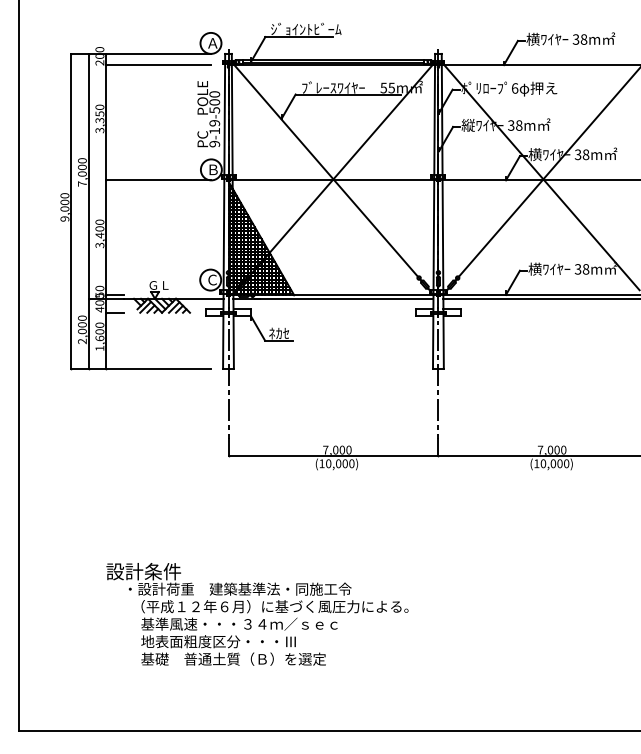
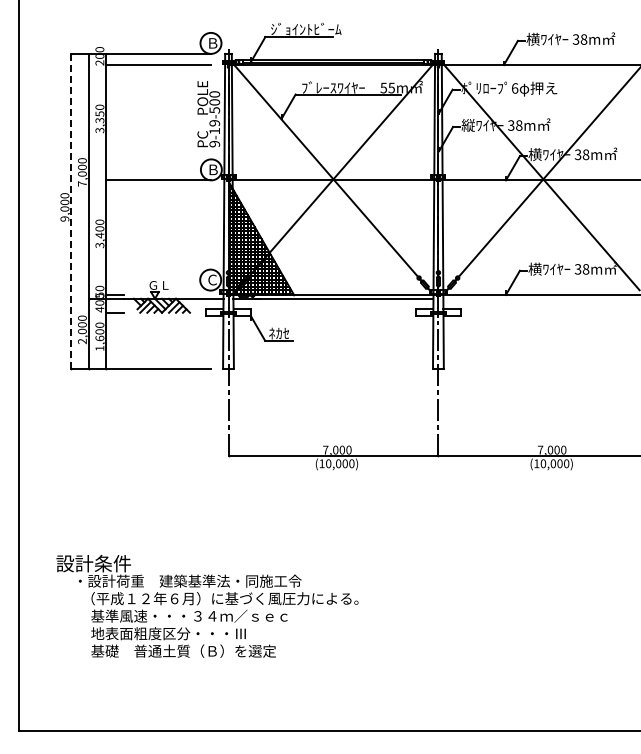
text: Ａ -> Ｂ (212, 43)
line: solid -> dashed (71, 211)
line: present -> none (540, 298)
text position: (257, 614) -> (207, 606) (207, 606)
